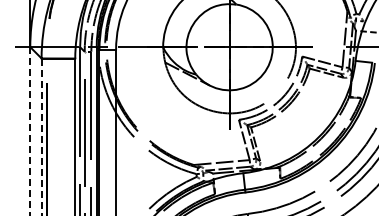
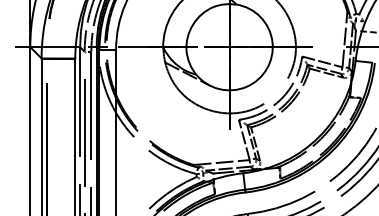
line: dashed -> solid (30, 131)
line: dashed -> solid (41, 137)
